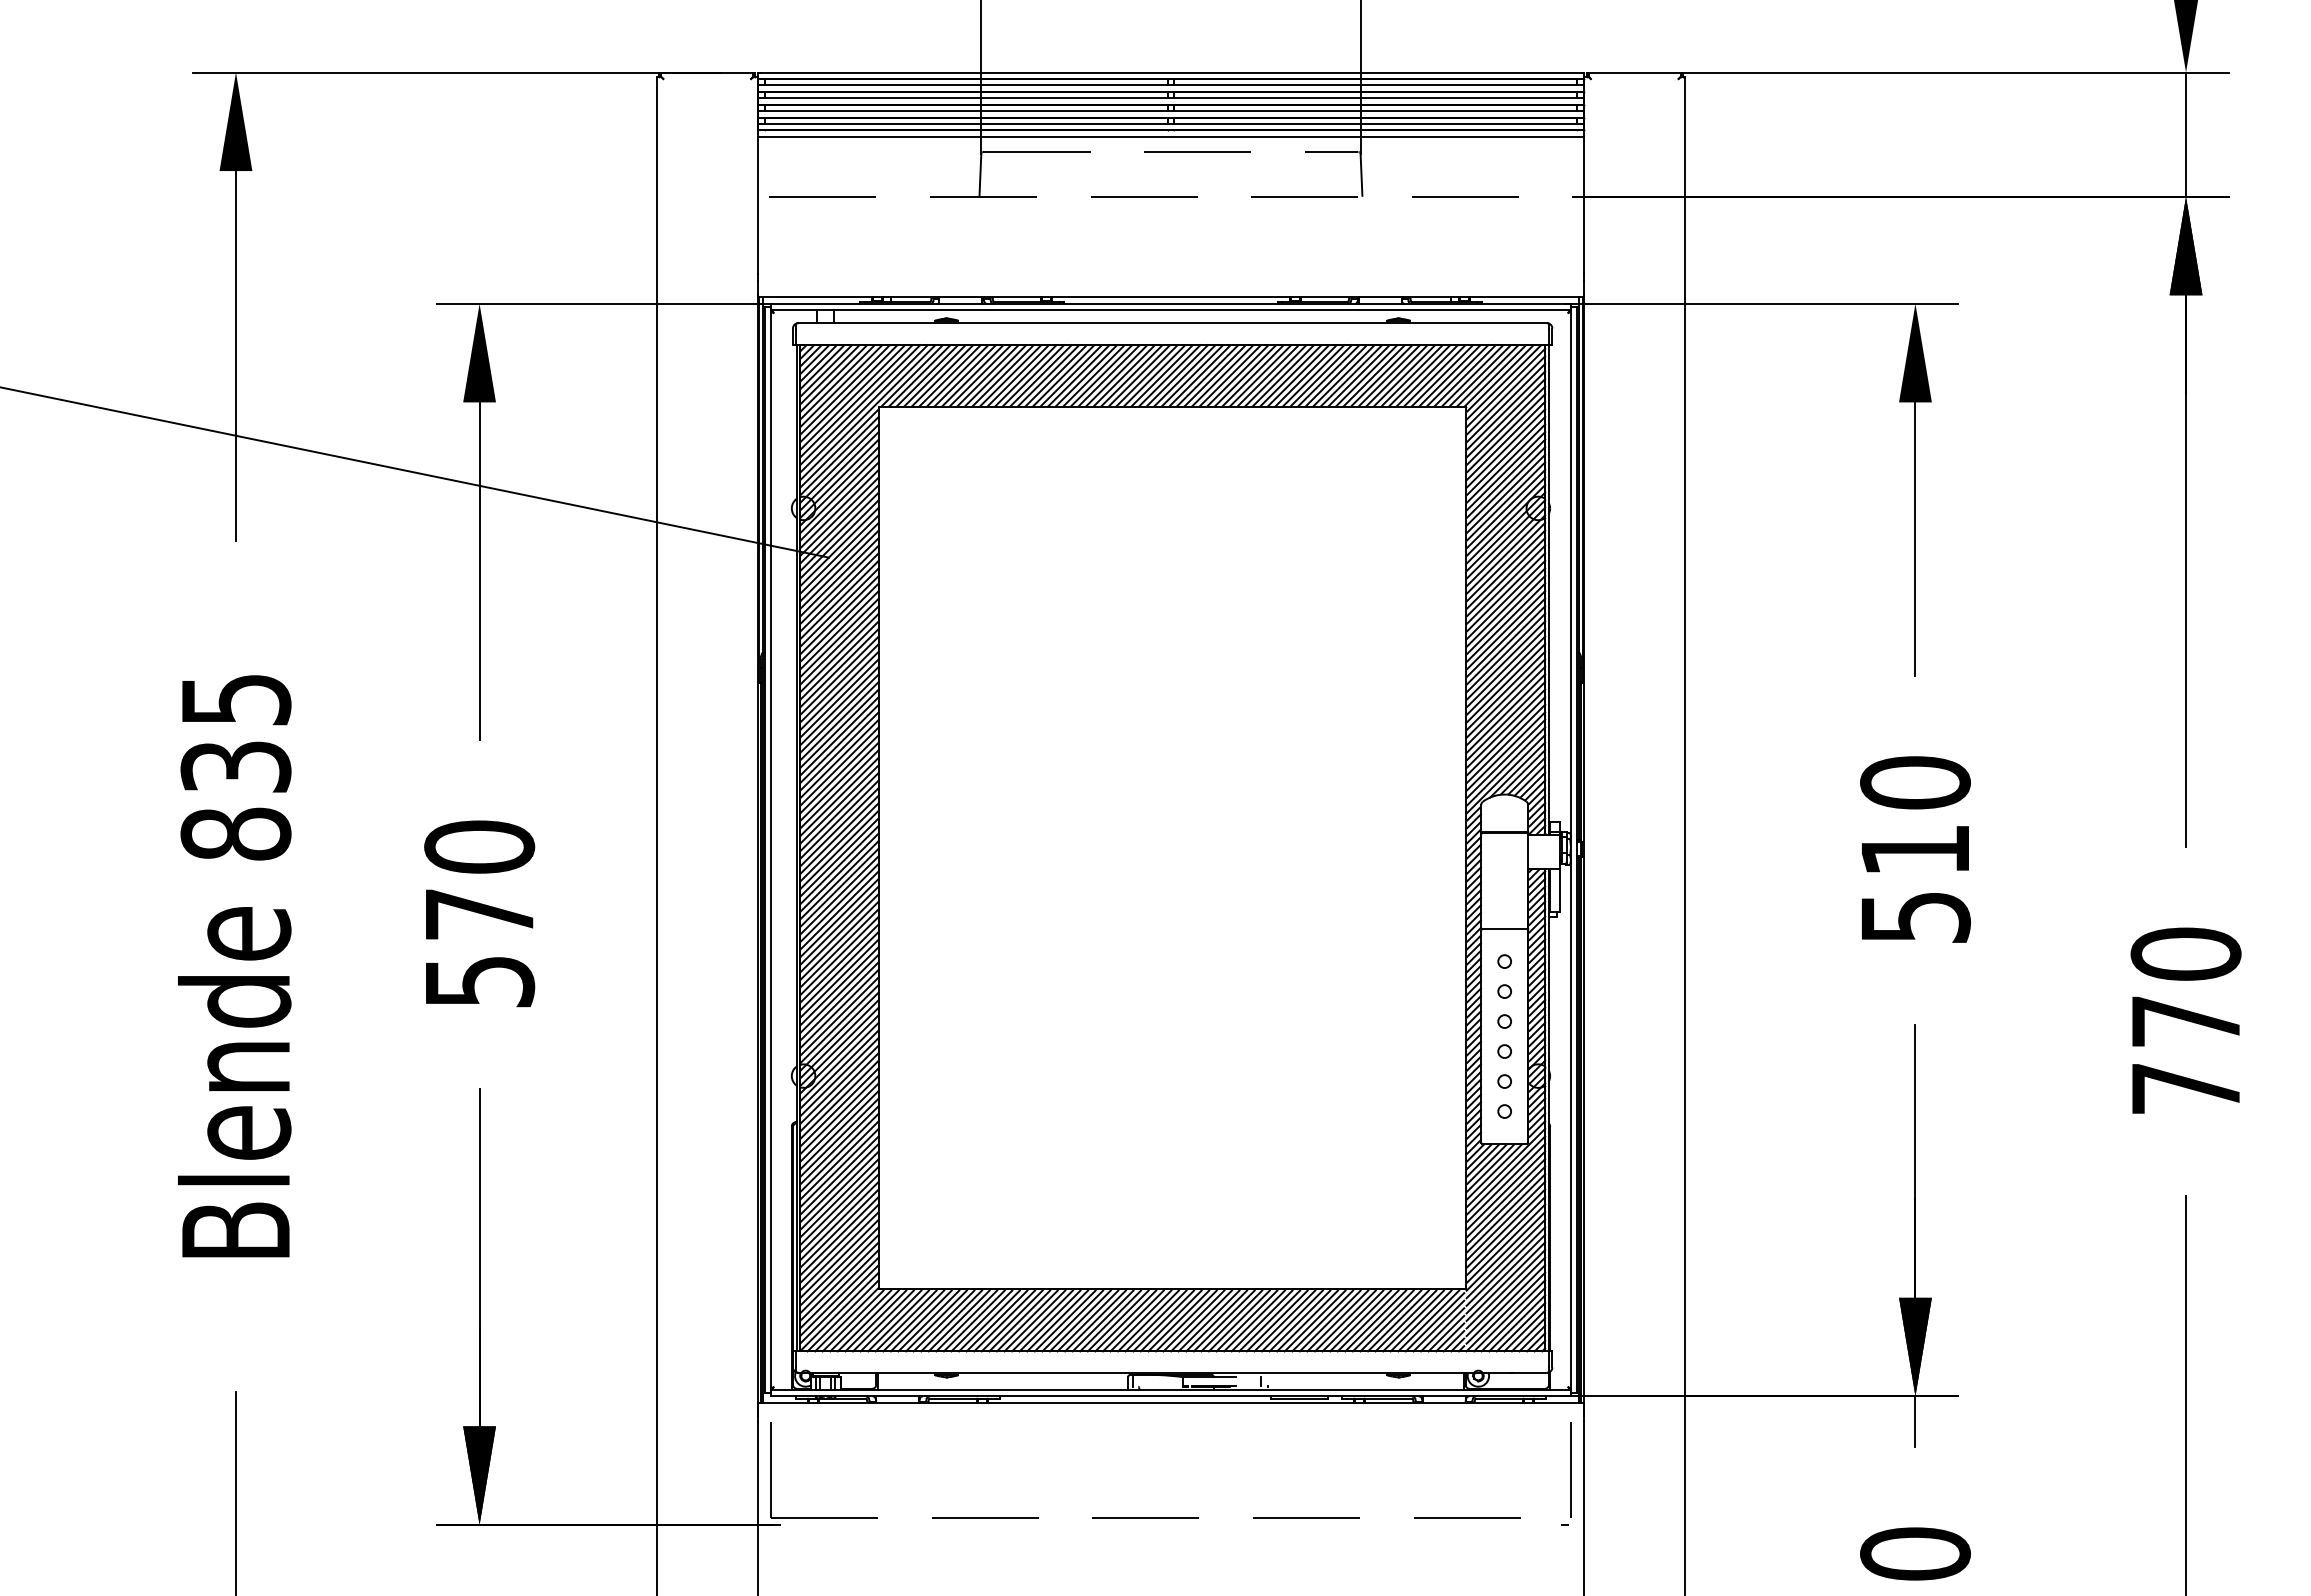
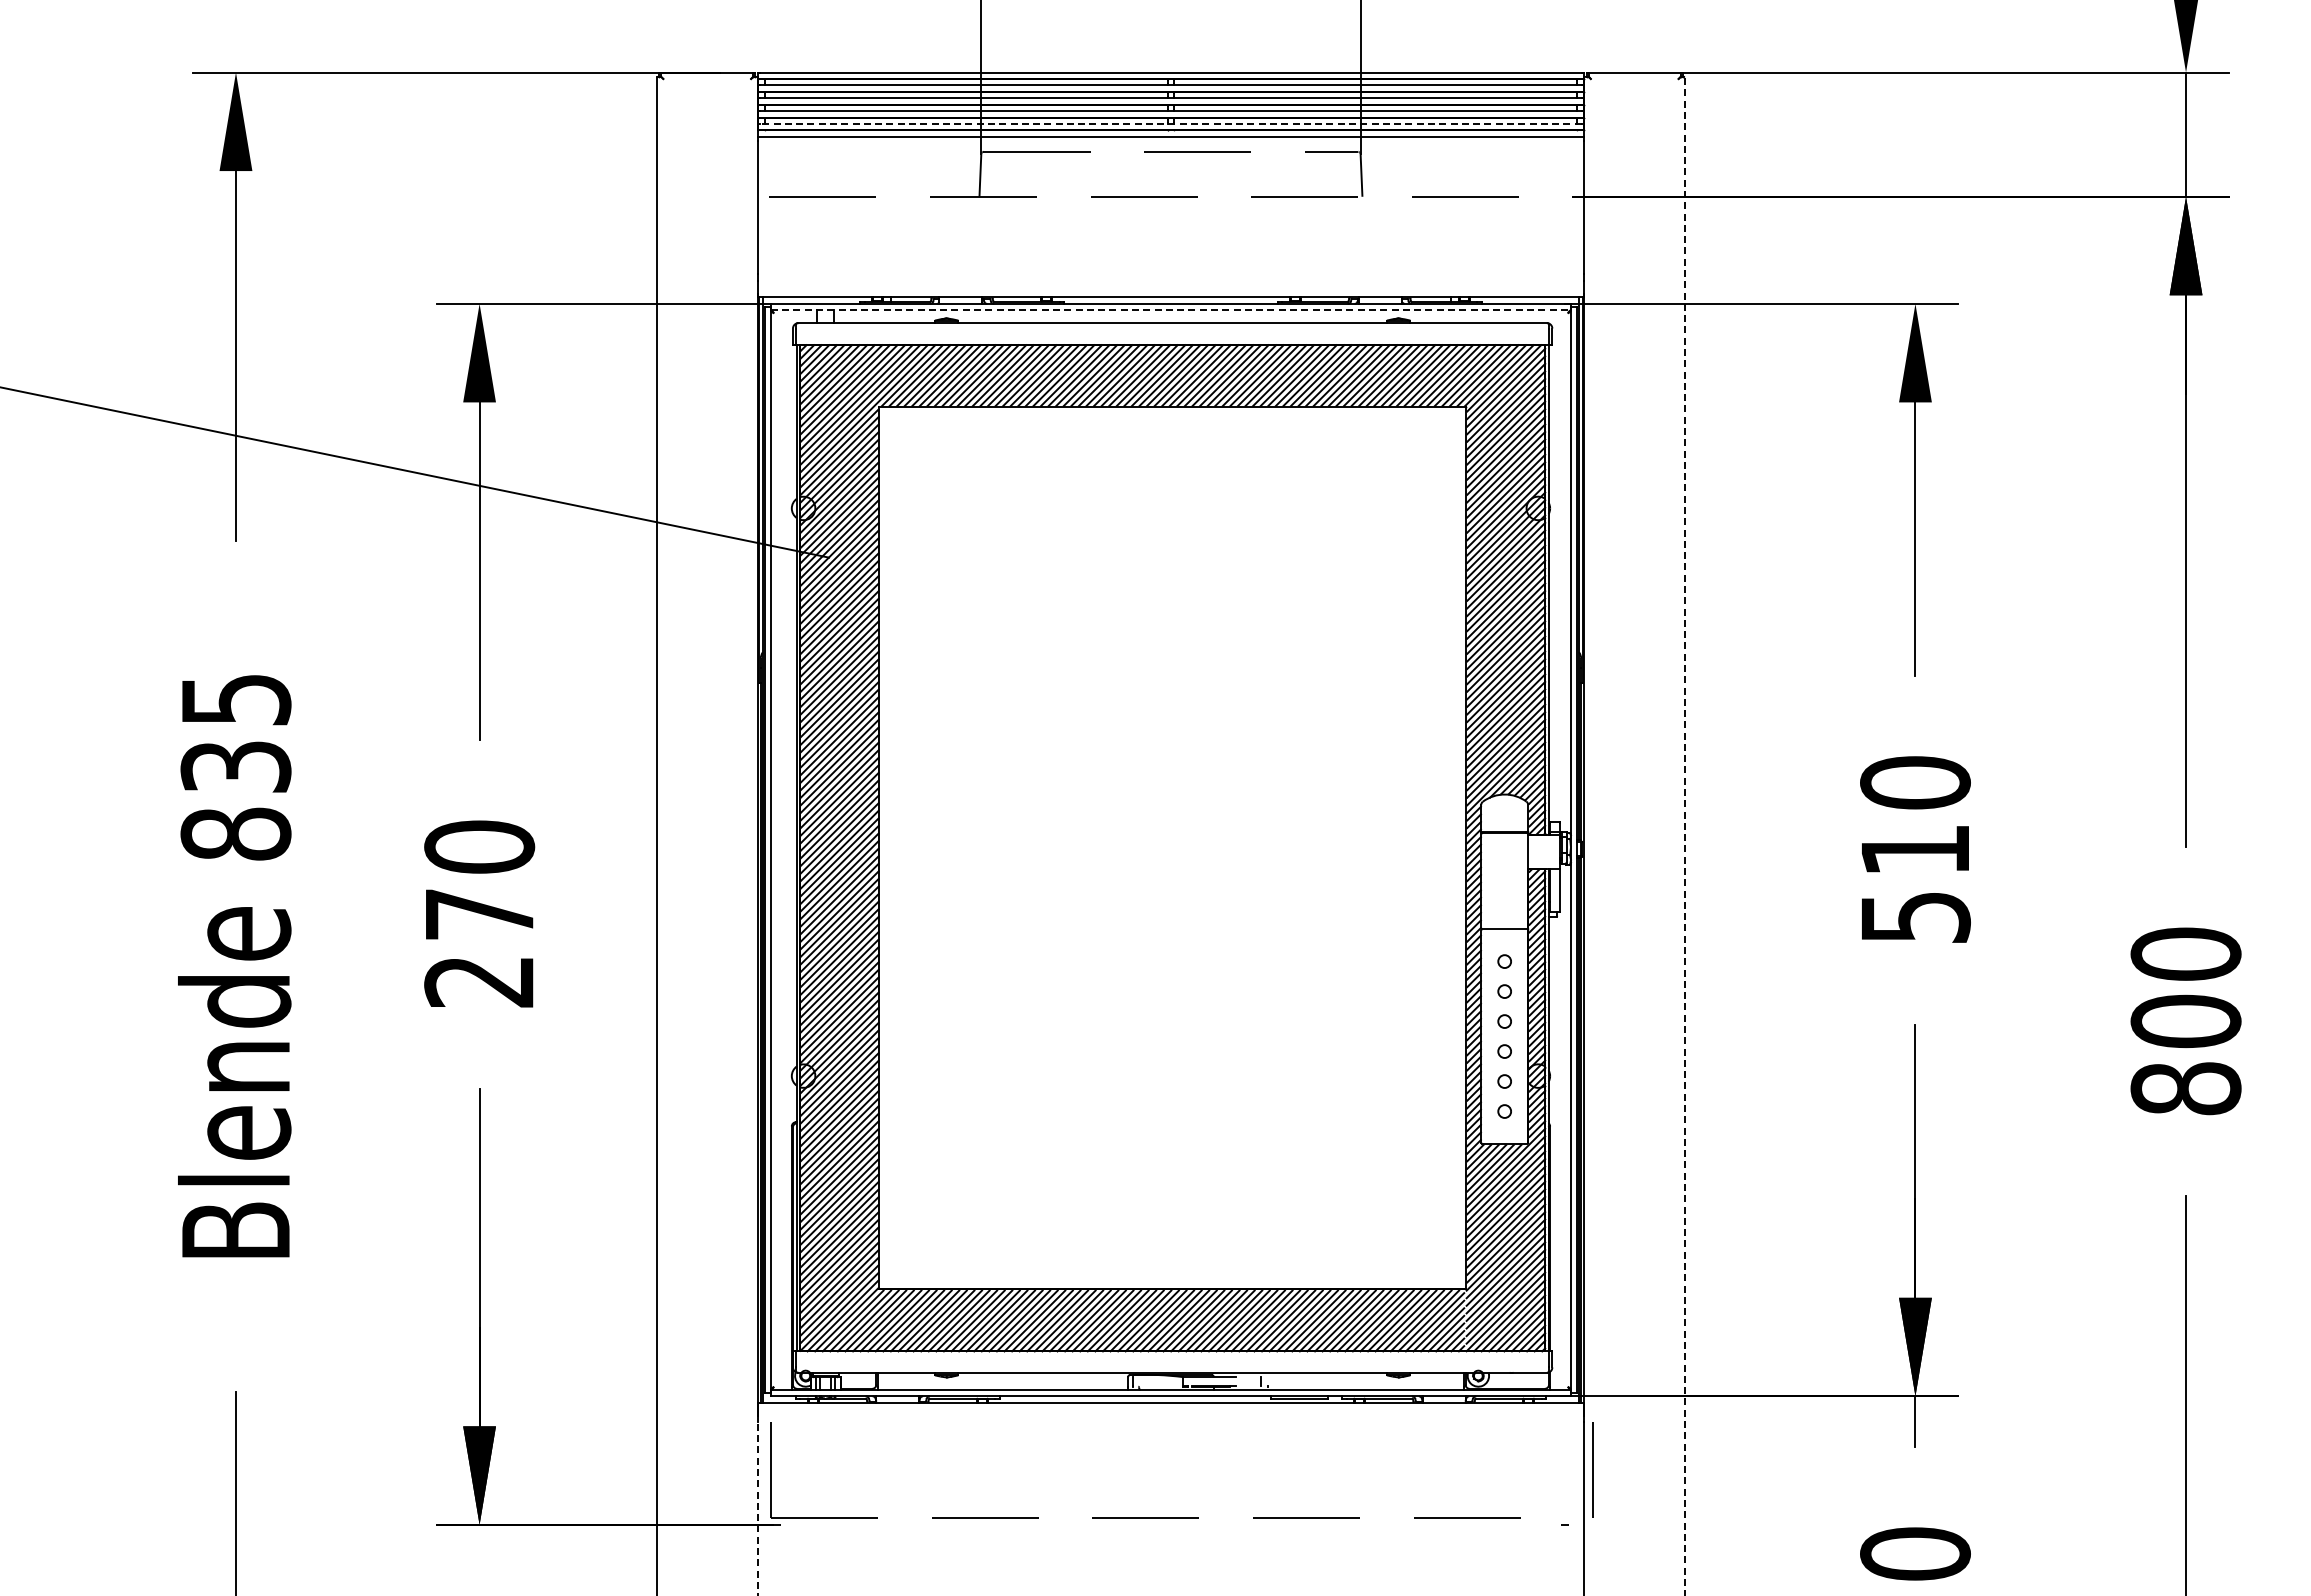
line: solid -> dashed (1170, 123)
line: solid -> dashed (1171, 310)
line: solid -> dashed (1685, 835)
text: 570 -> 270 (479, 982)
text: 770 -> 800 (2185, 1054)
line position: (1570, 1469) -> (1592, 1469) (1592, 1469)
line: solid -> dashed (757, 1508)
